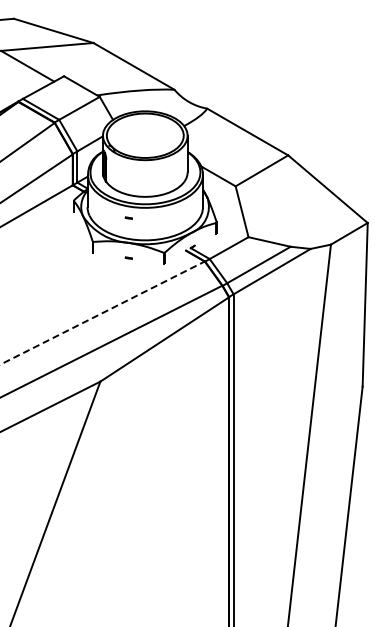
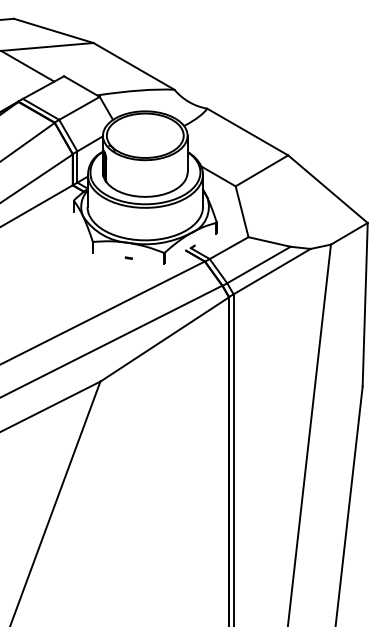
part: present -> none (128, 217)
line: dashed -> solid (103, 312)
